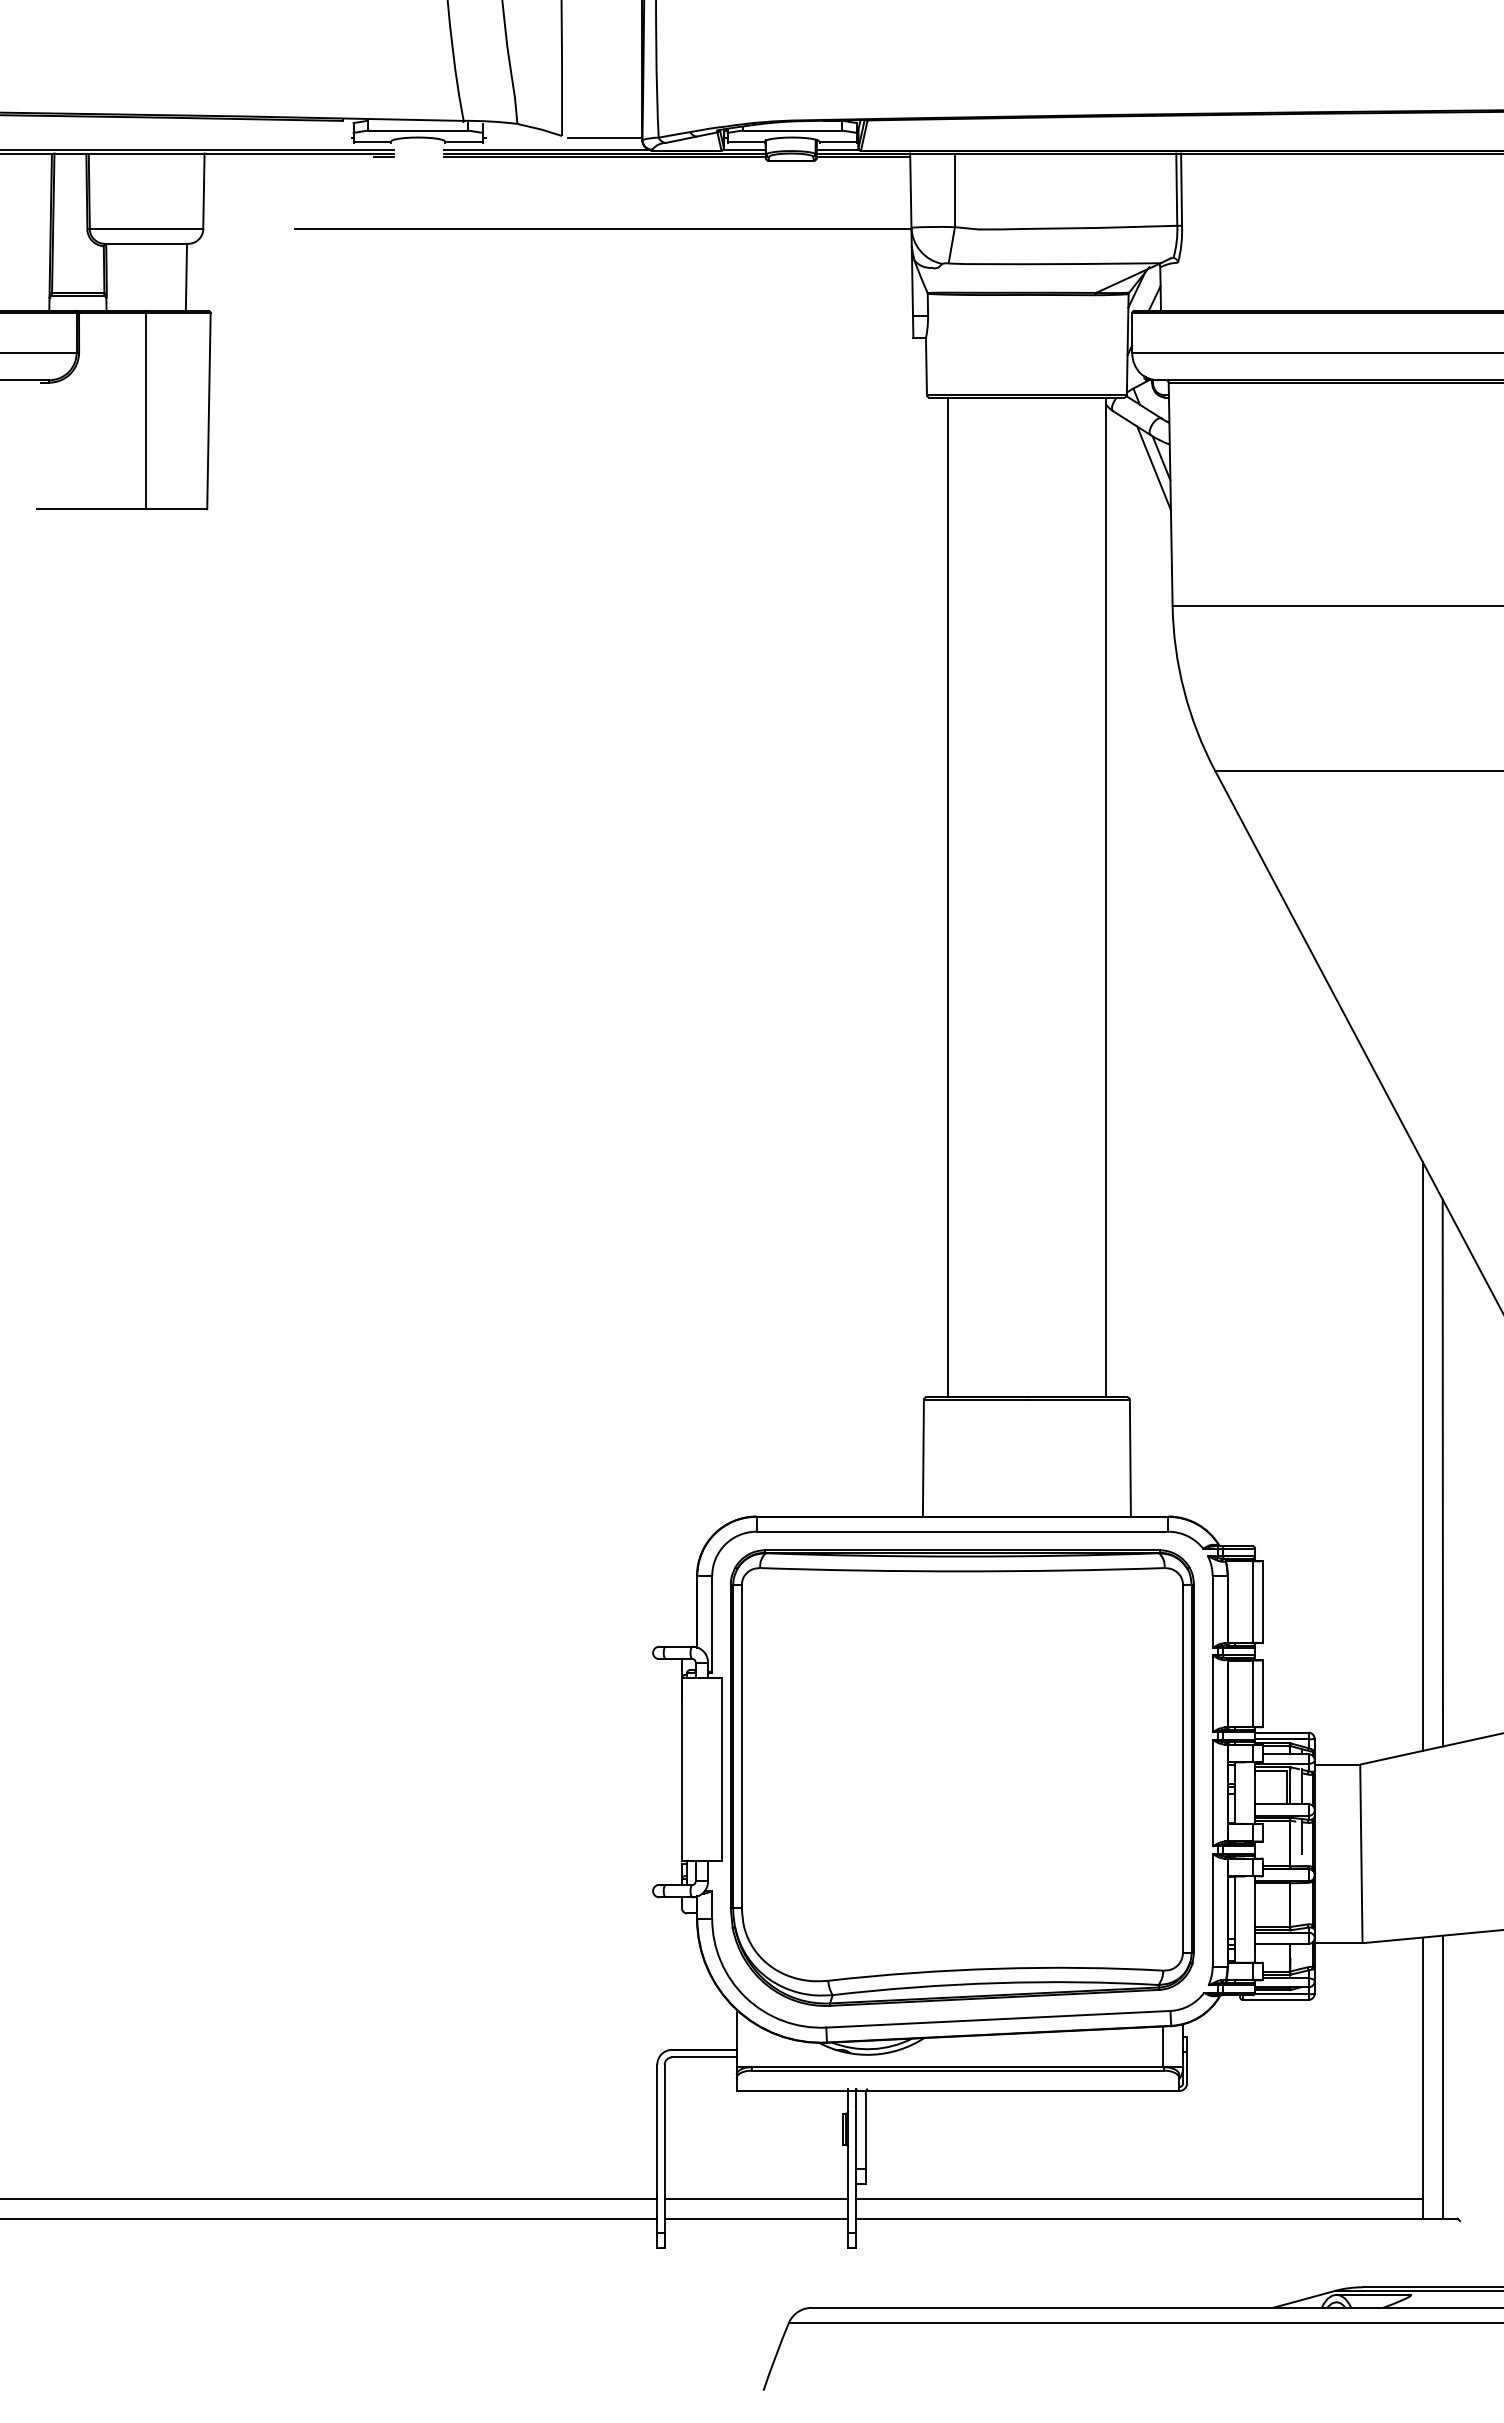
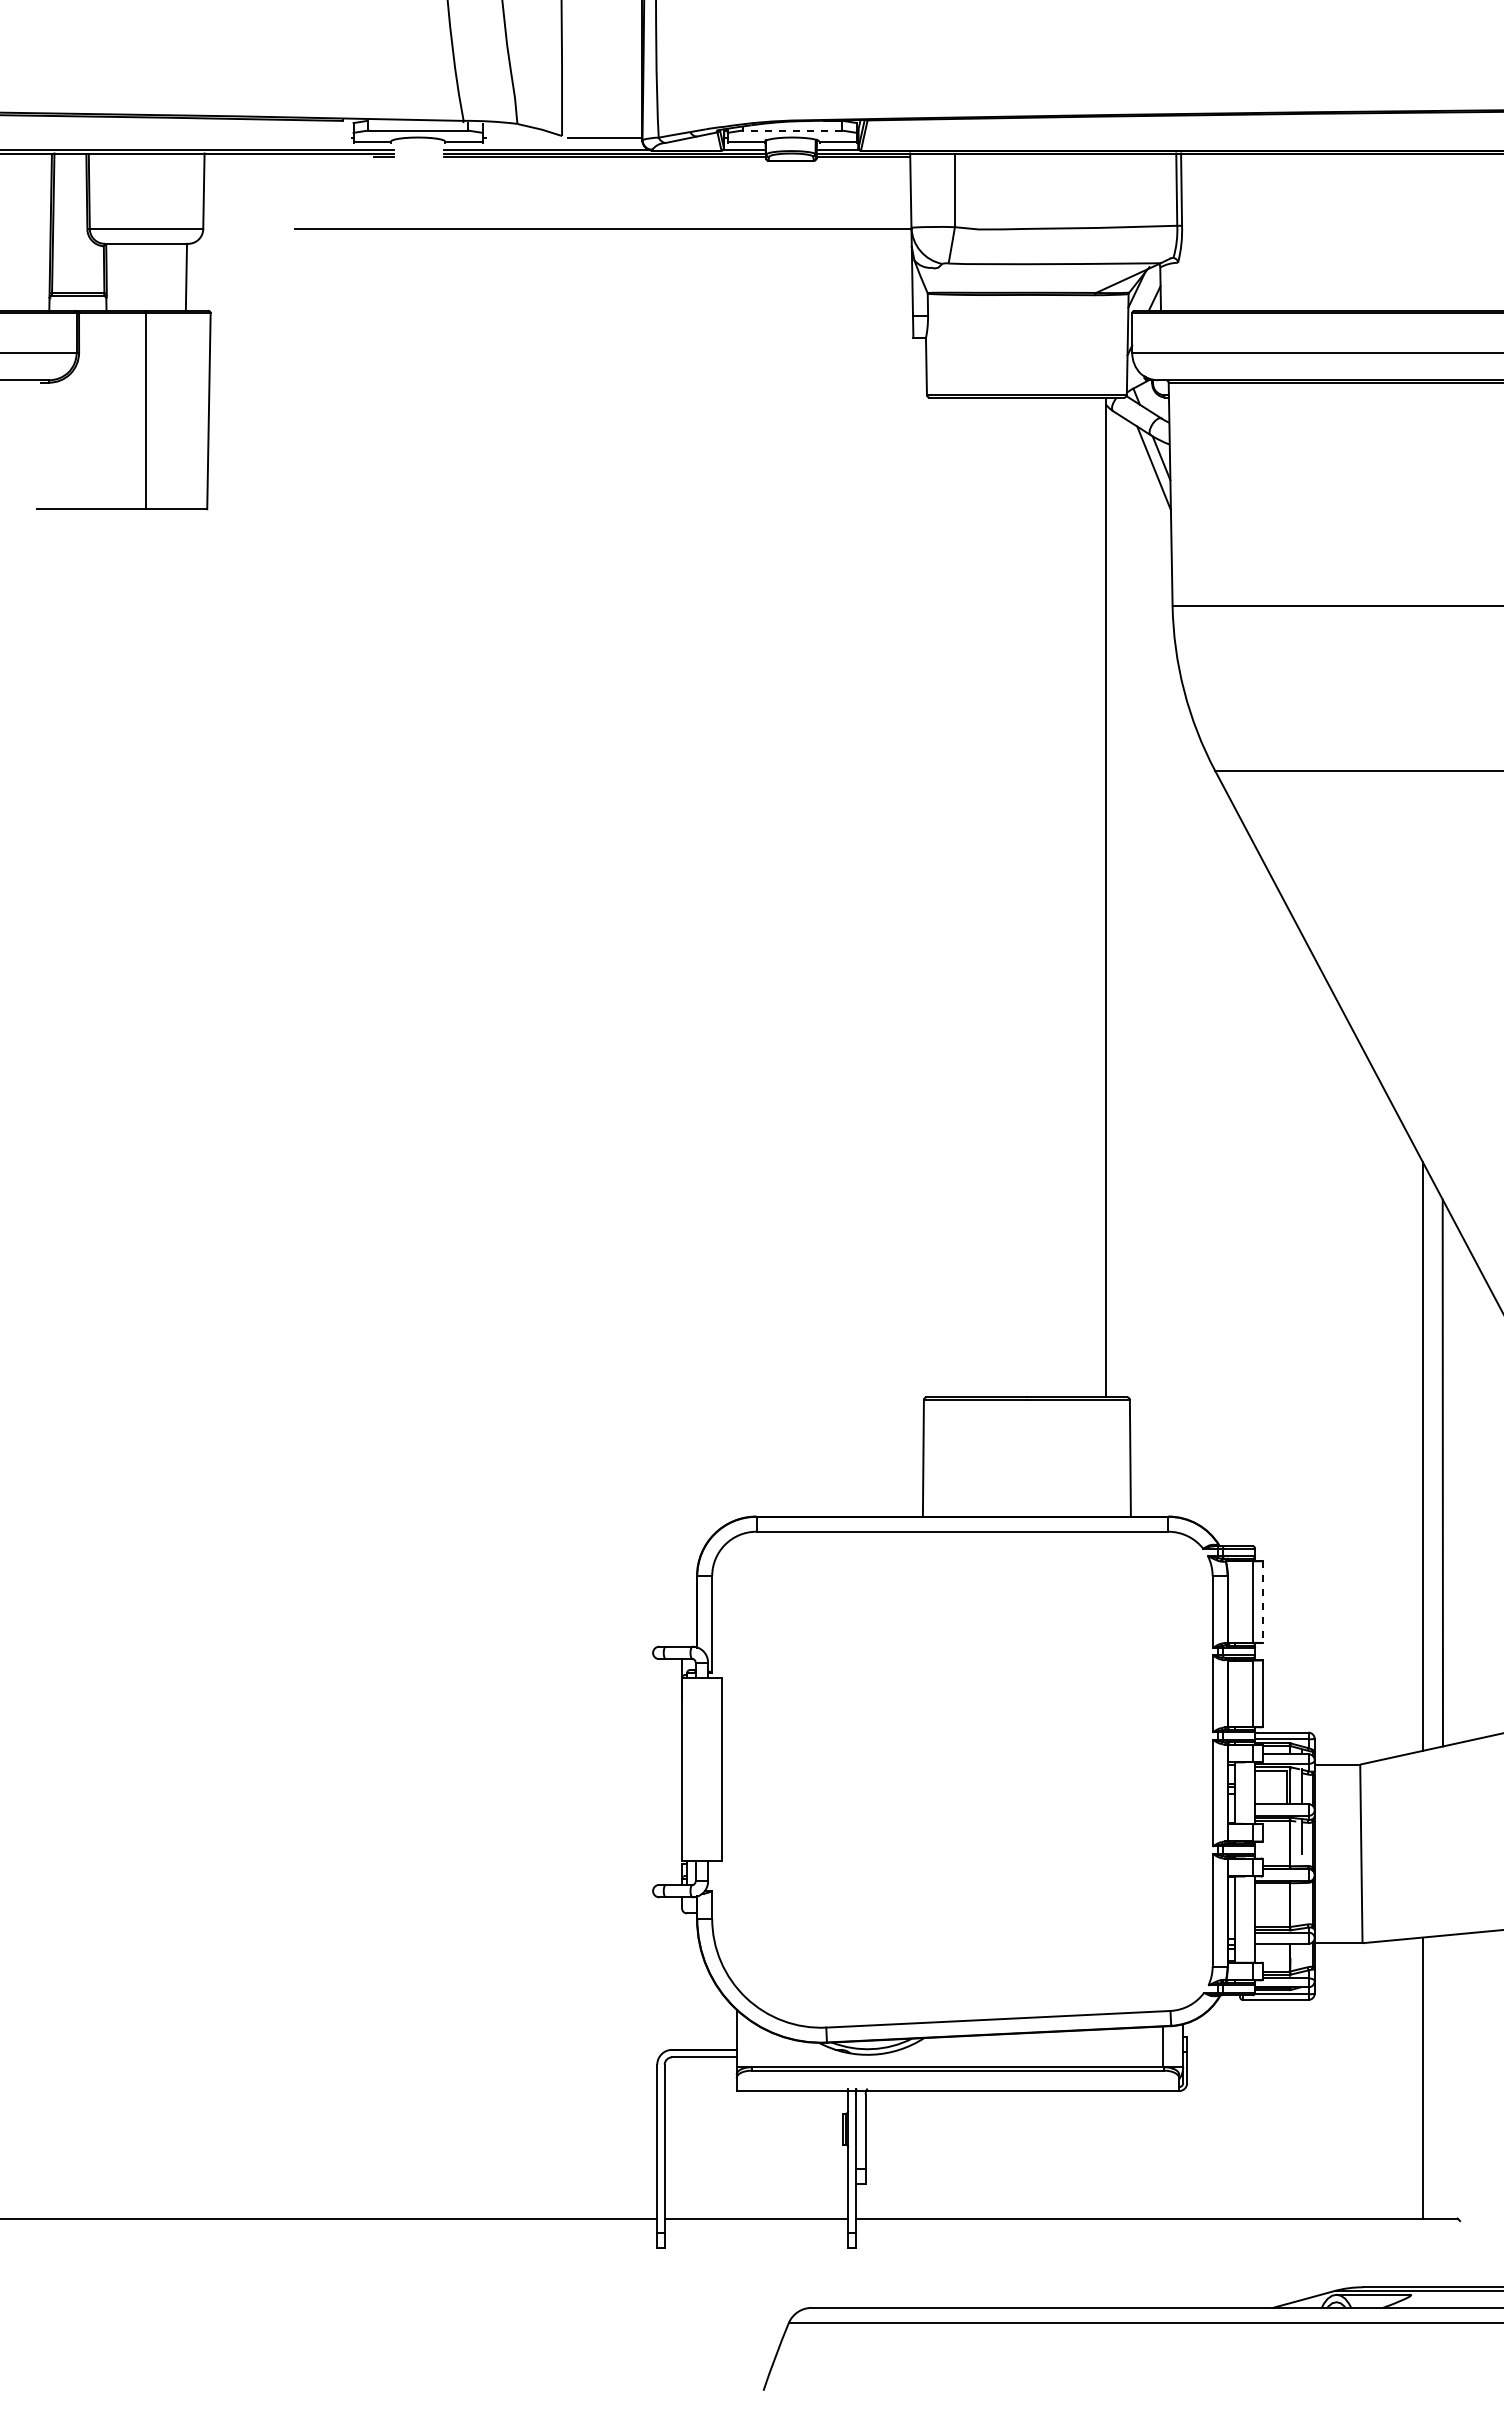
line: solid -> dashed (792, 130)
line: present -> none (947, 897)
line: solid -> dashed (1262, 1602)
part: present -> none (961, 1777)
line: present -> none (1442, 2076)
line: present -> none (329, 2198)
line: present -> none (756, 2198)
line: present -> none (1138, 2198)
